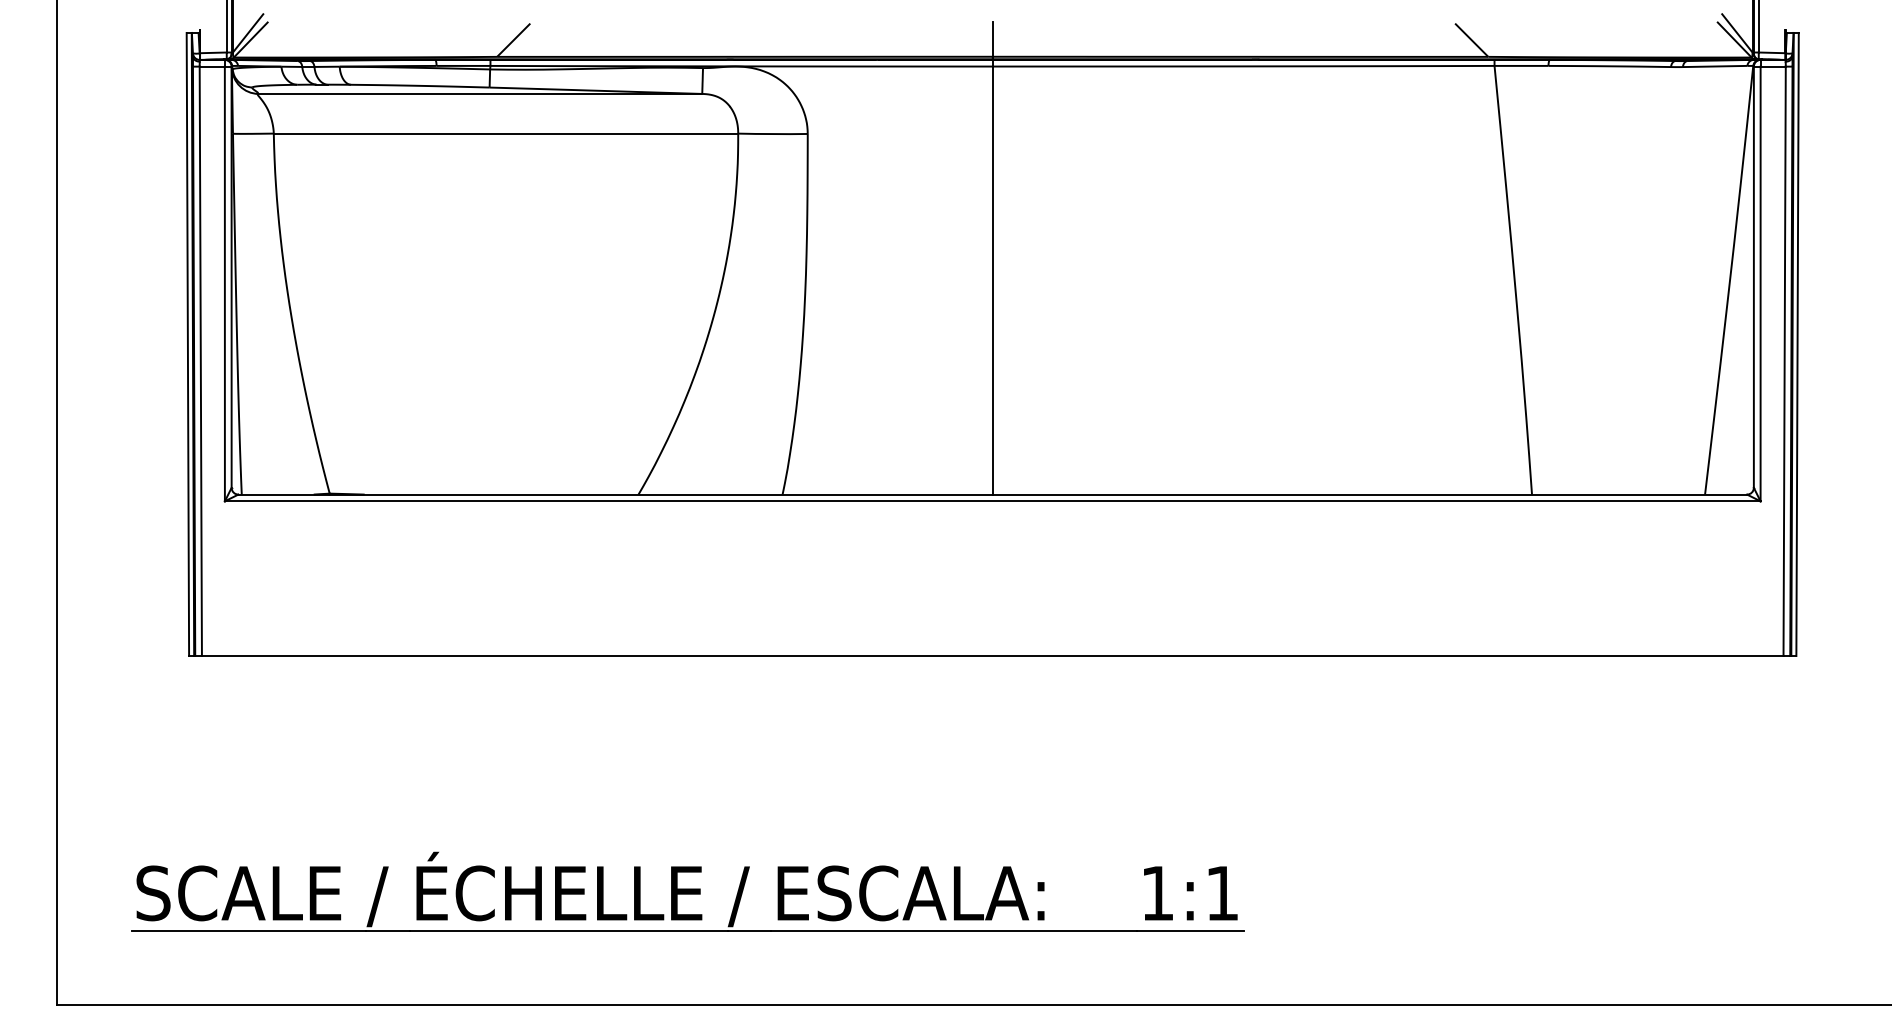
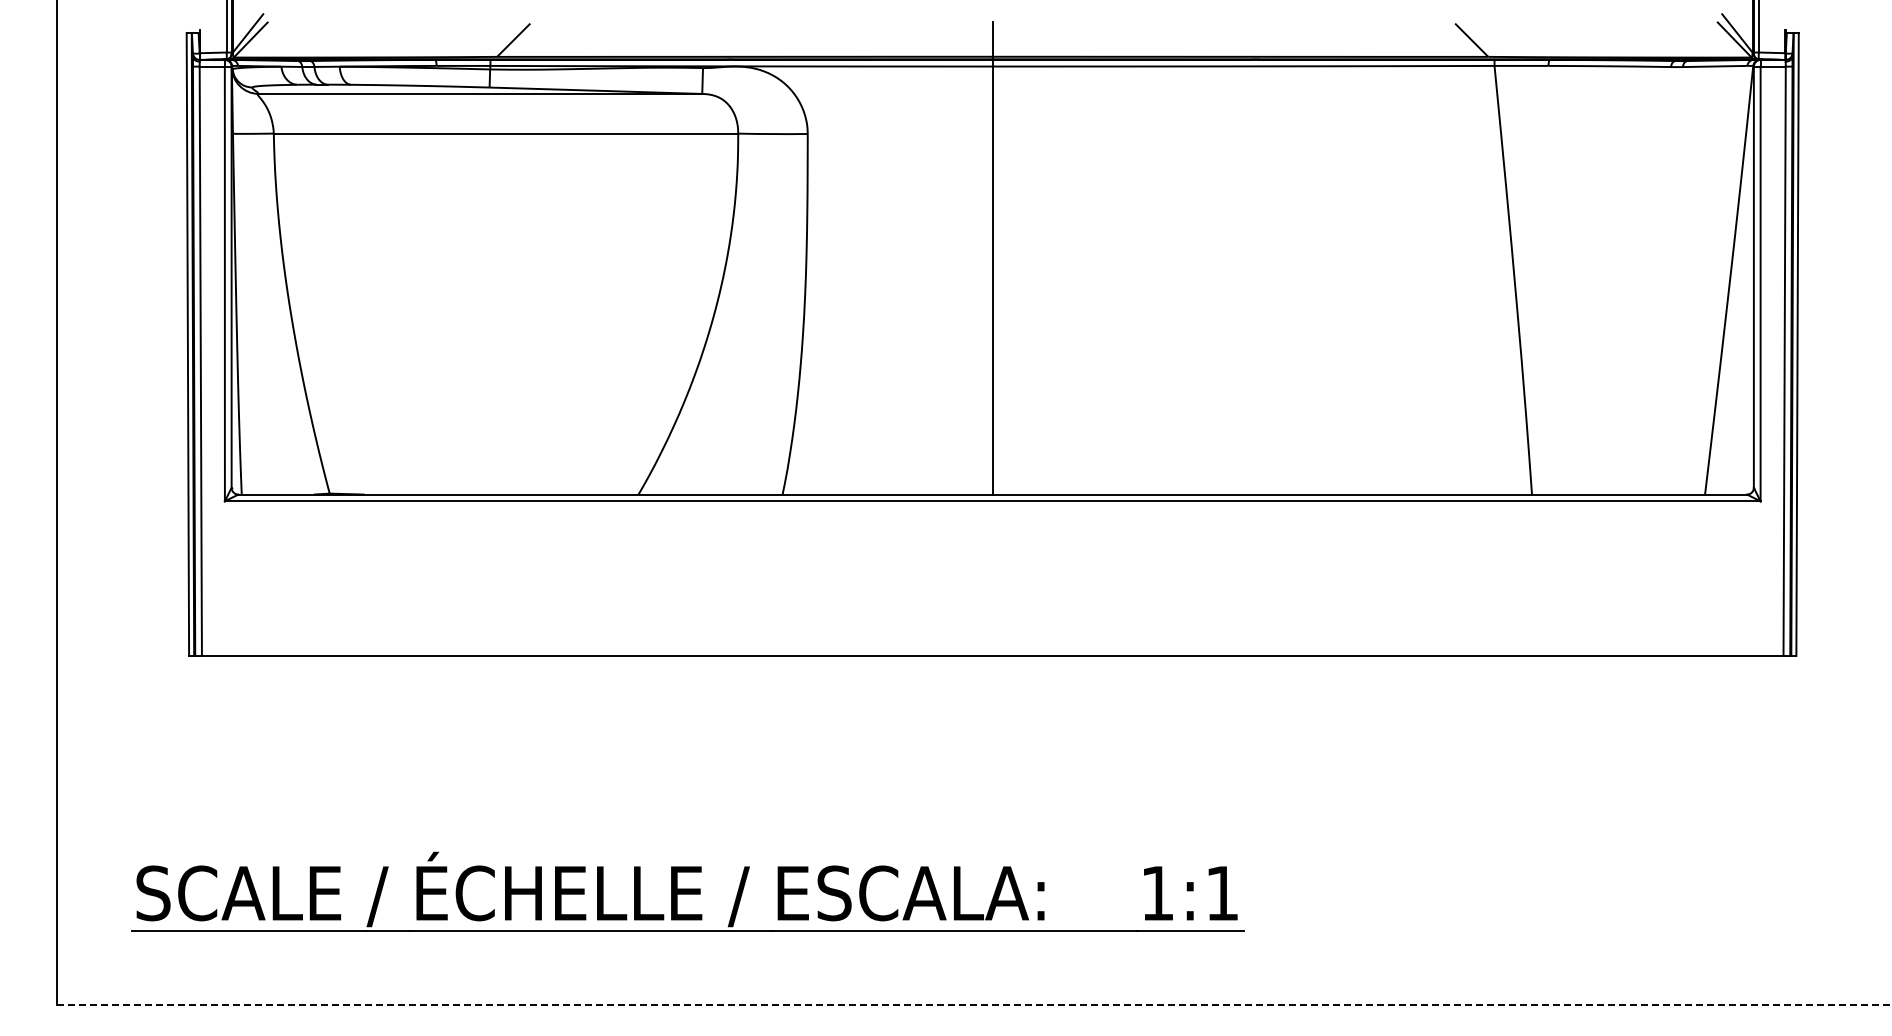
line: solid -> dashed (974, 1004)
